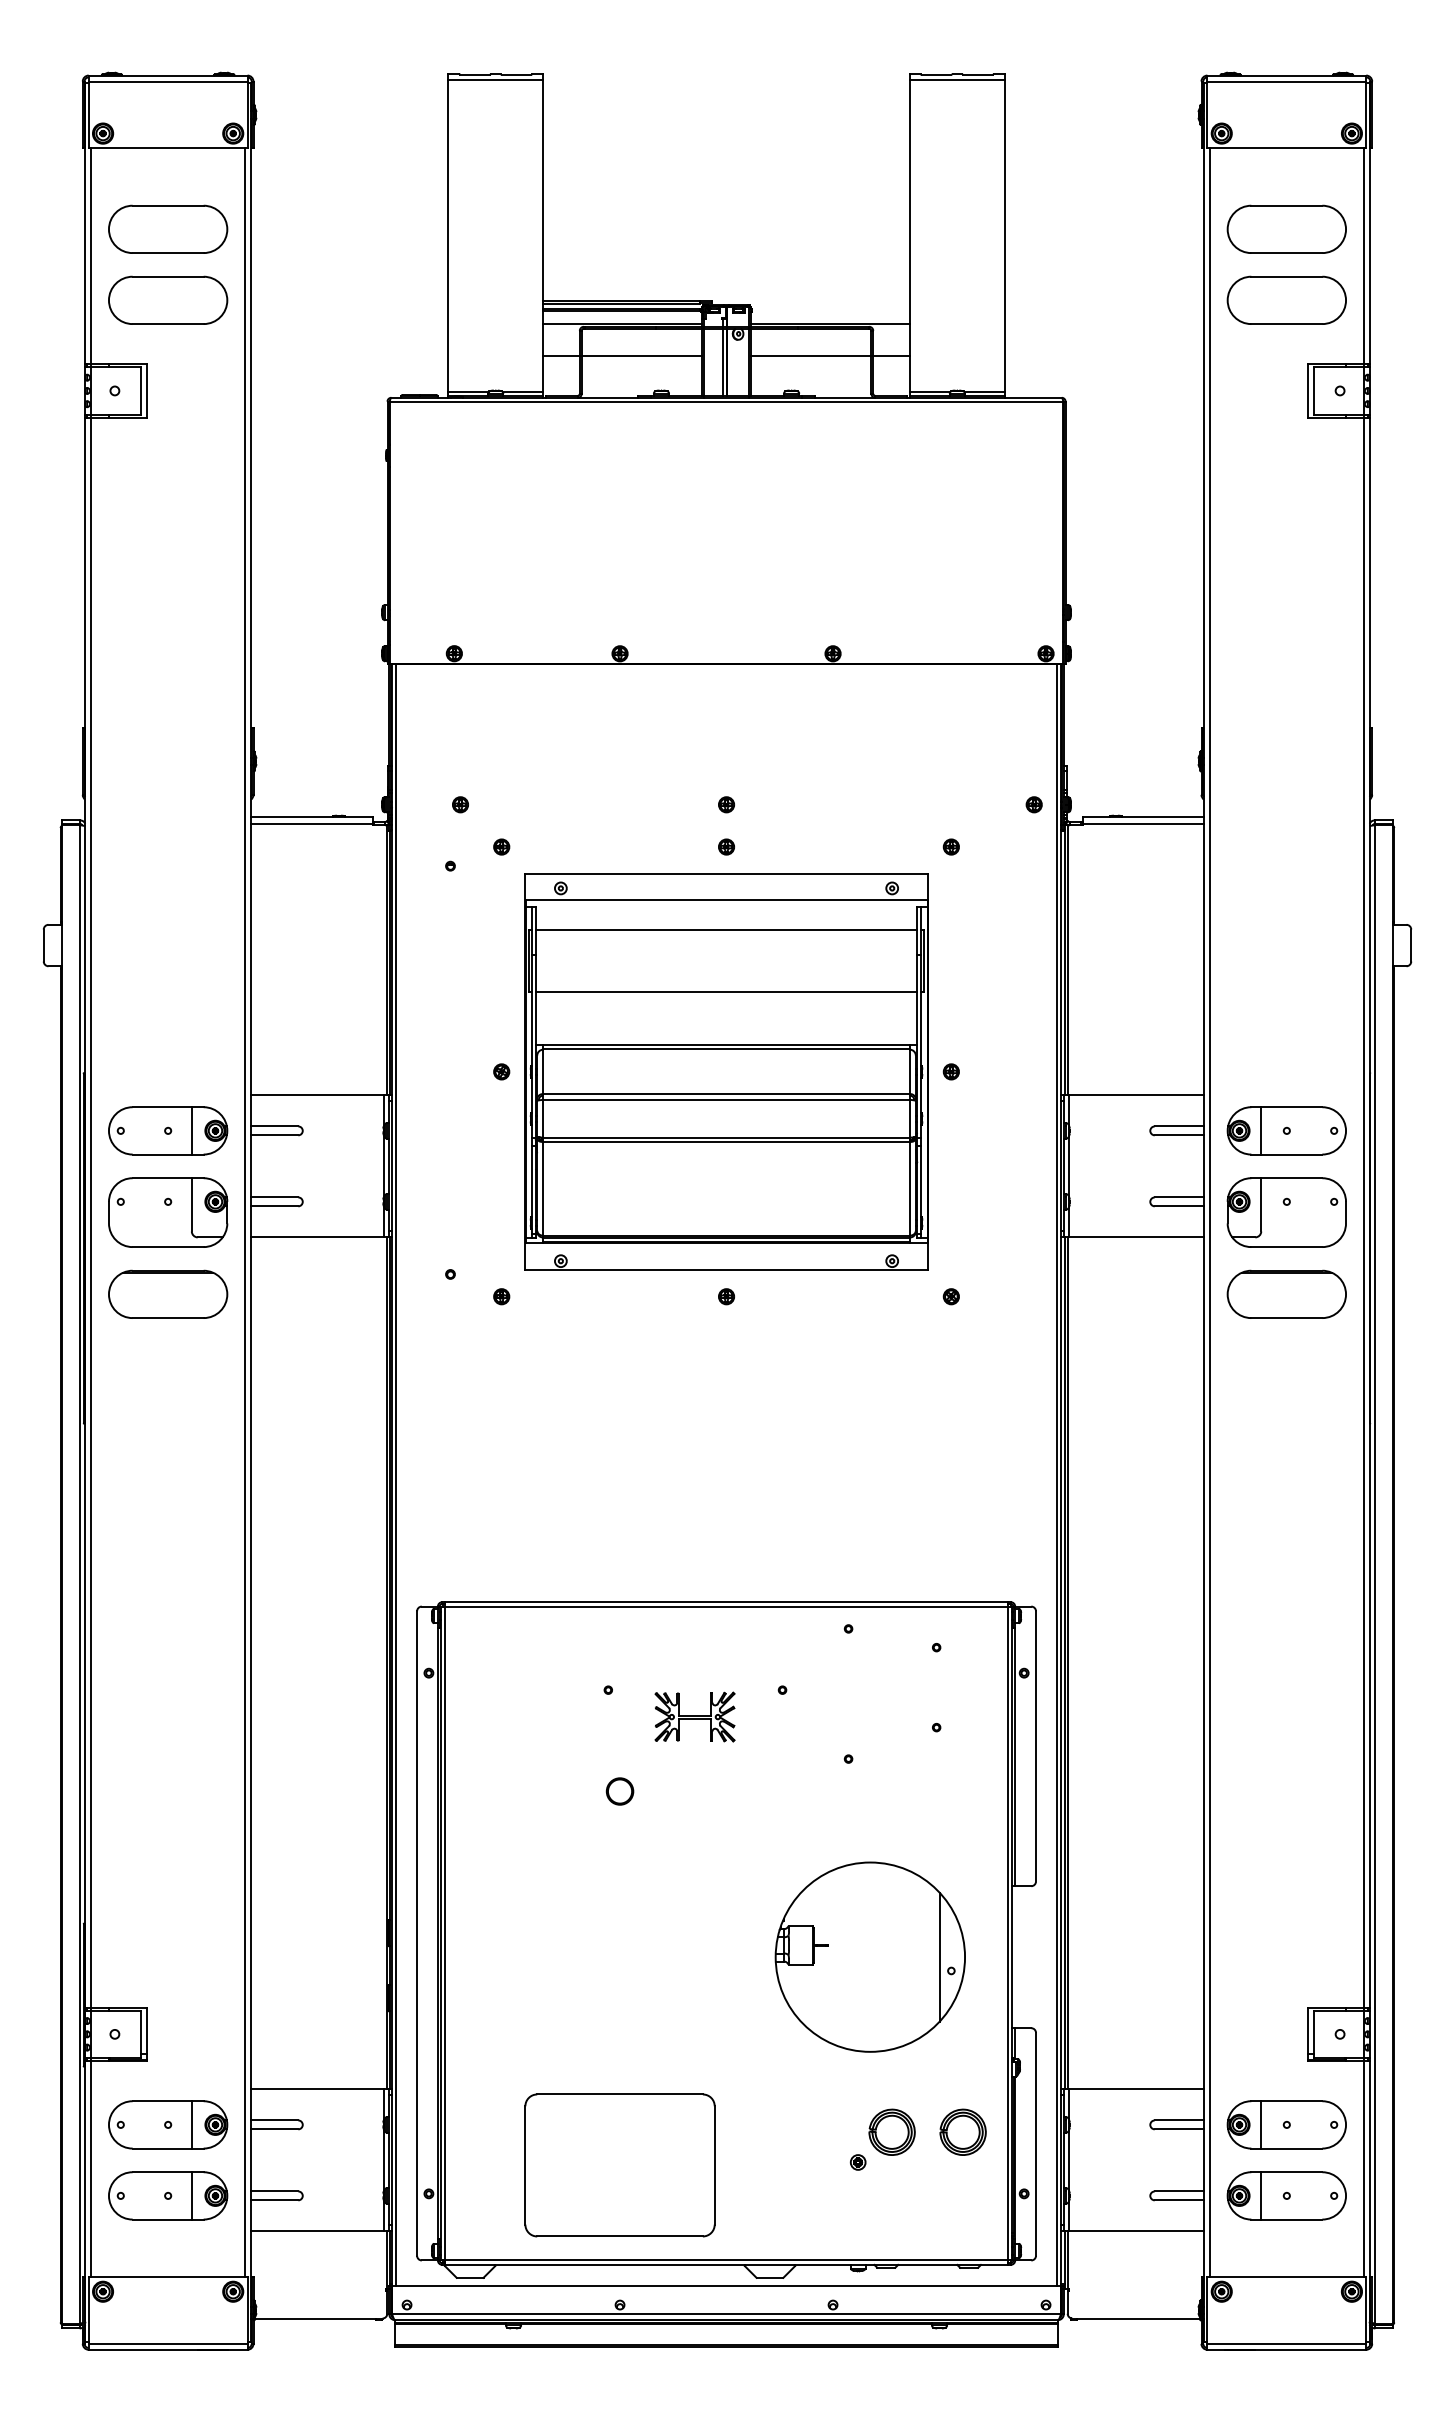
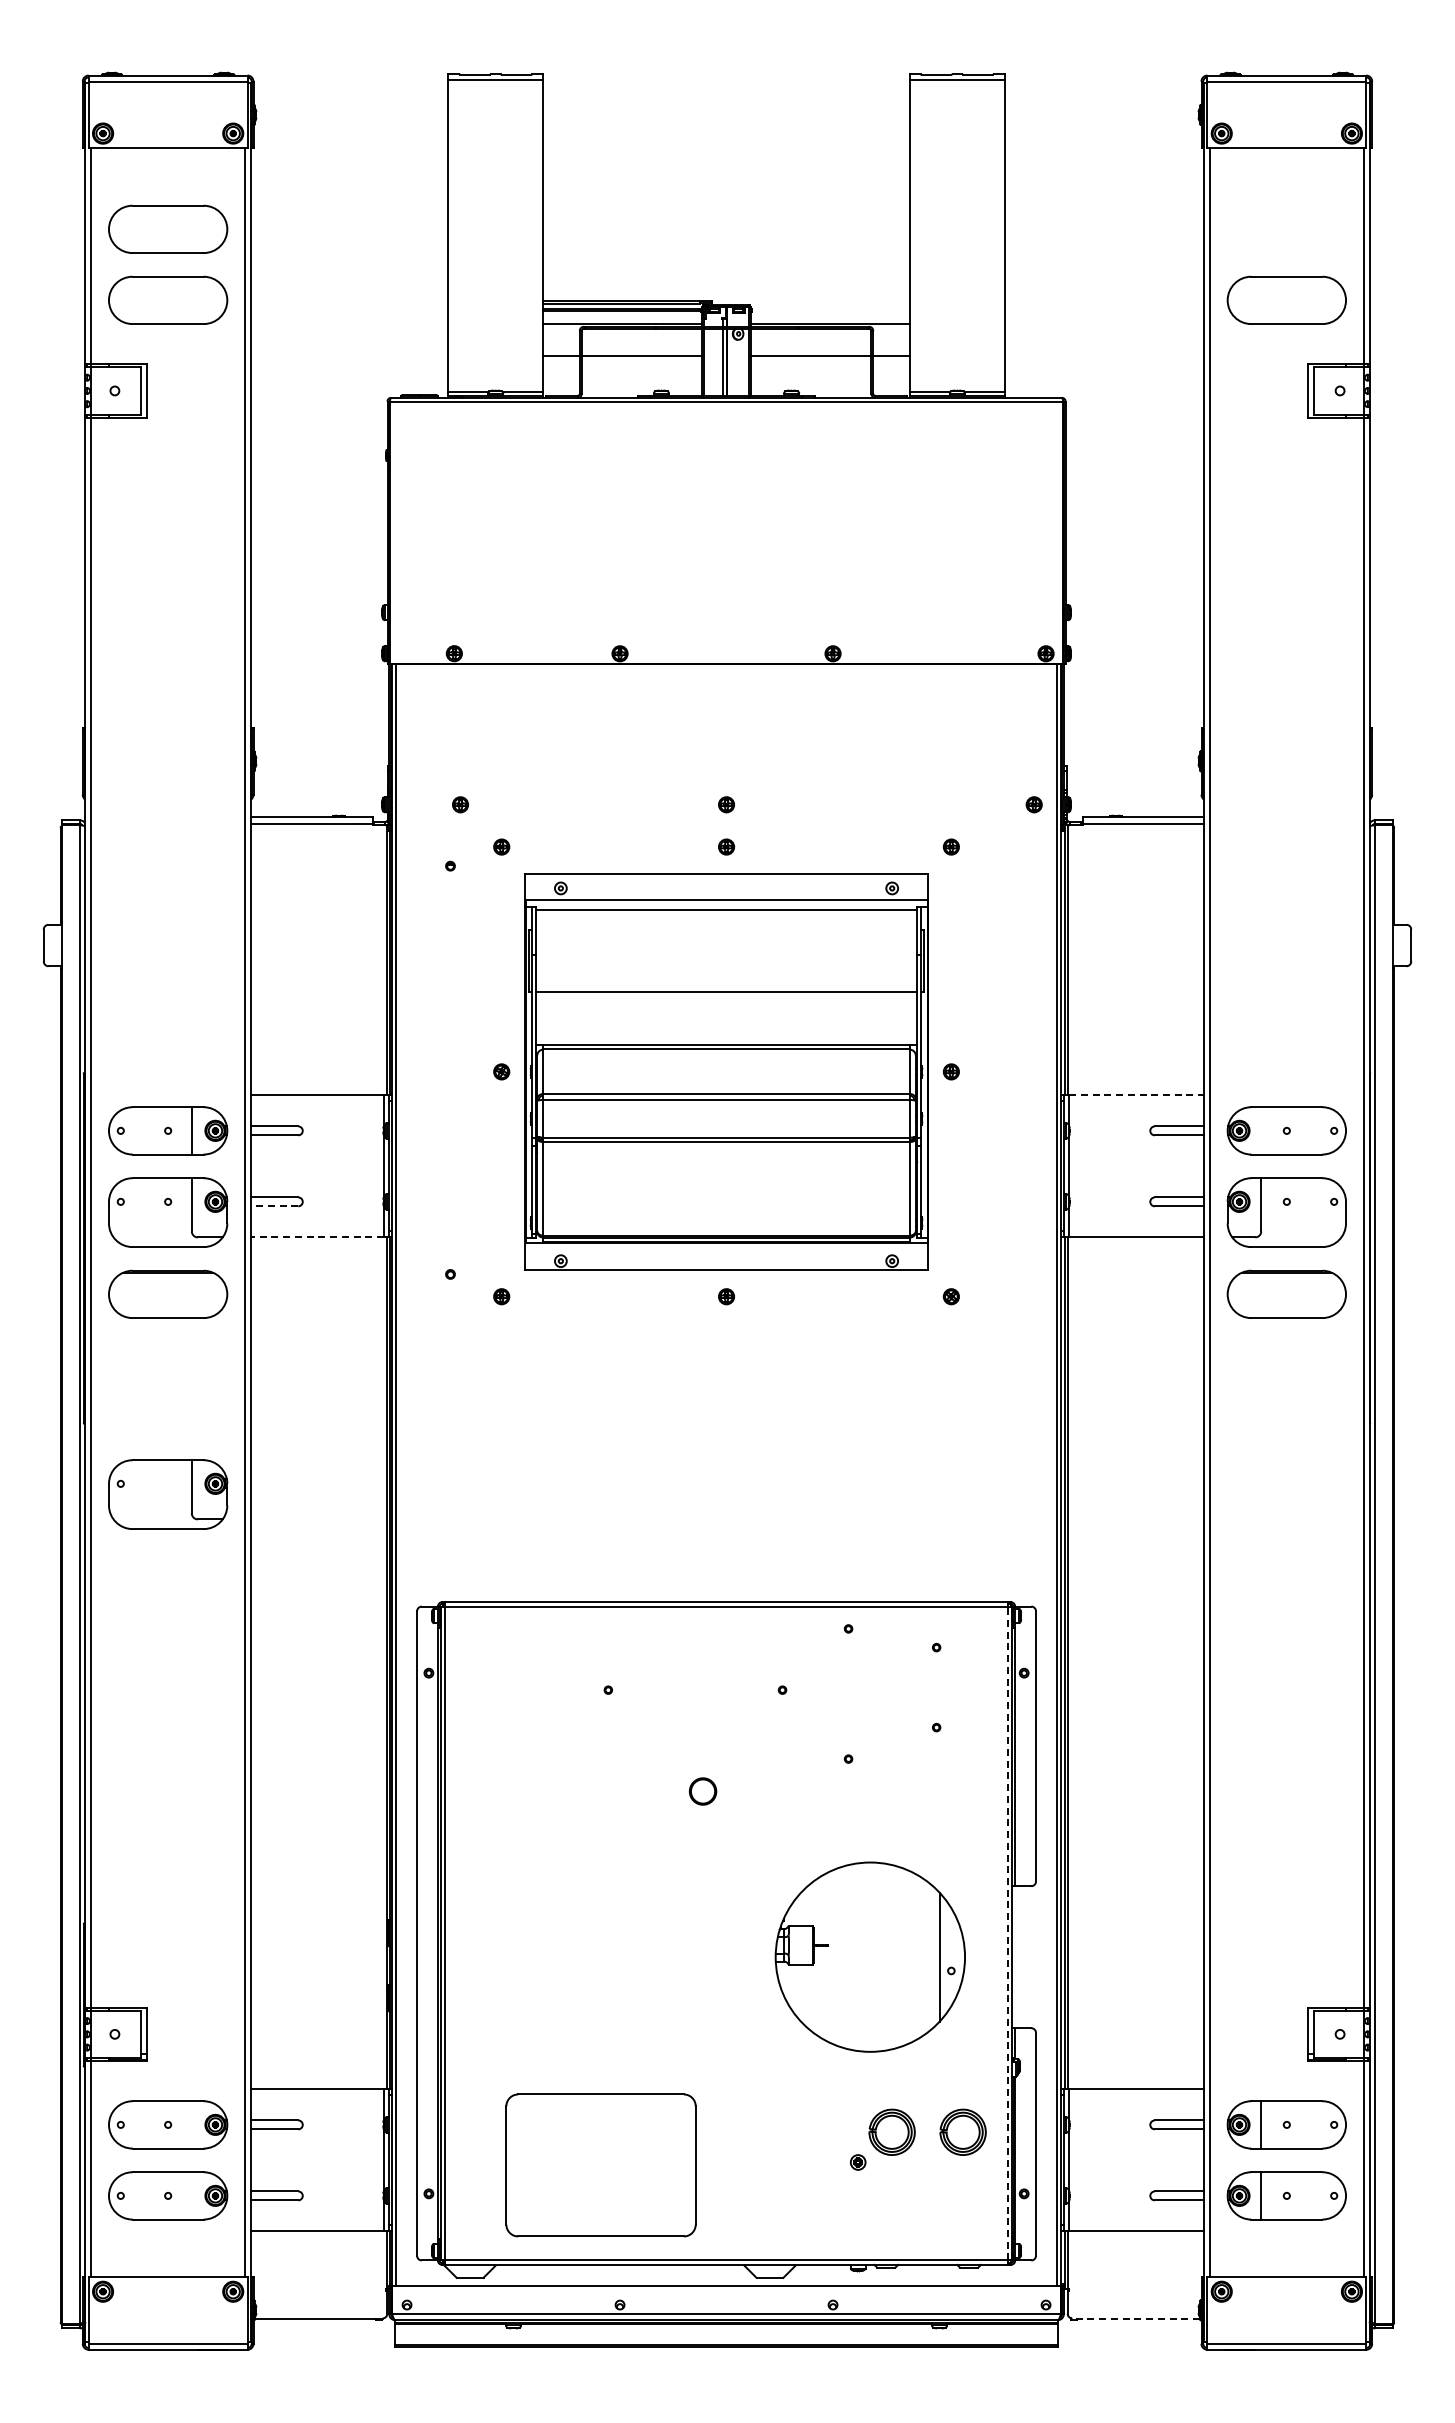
part: present -> none (1286, 228)
line position: (726, 929) -> (726, 909) (726, 909)
line: solid -> dashed (1137, 1095)
line: present -> none (1261, 1130)
line: solid -> dashed (274, 1206)
line: solid -> dashed (317, 1237)
part: none -> present (168, 1494)
part: present -> none (694, 1716)
part position: (619, 1791) -> (702, 1791) (702, 1791)
line: solid -> dashed (1007, 1933)
line: present -> none (191, 2124)
part position: (619, 2165) -> (600, 2165) (600, 2165)
line: present -> none (191, 2195)
line: solid -> dashed (1136, 2318)
